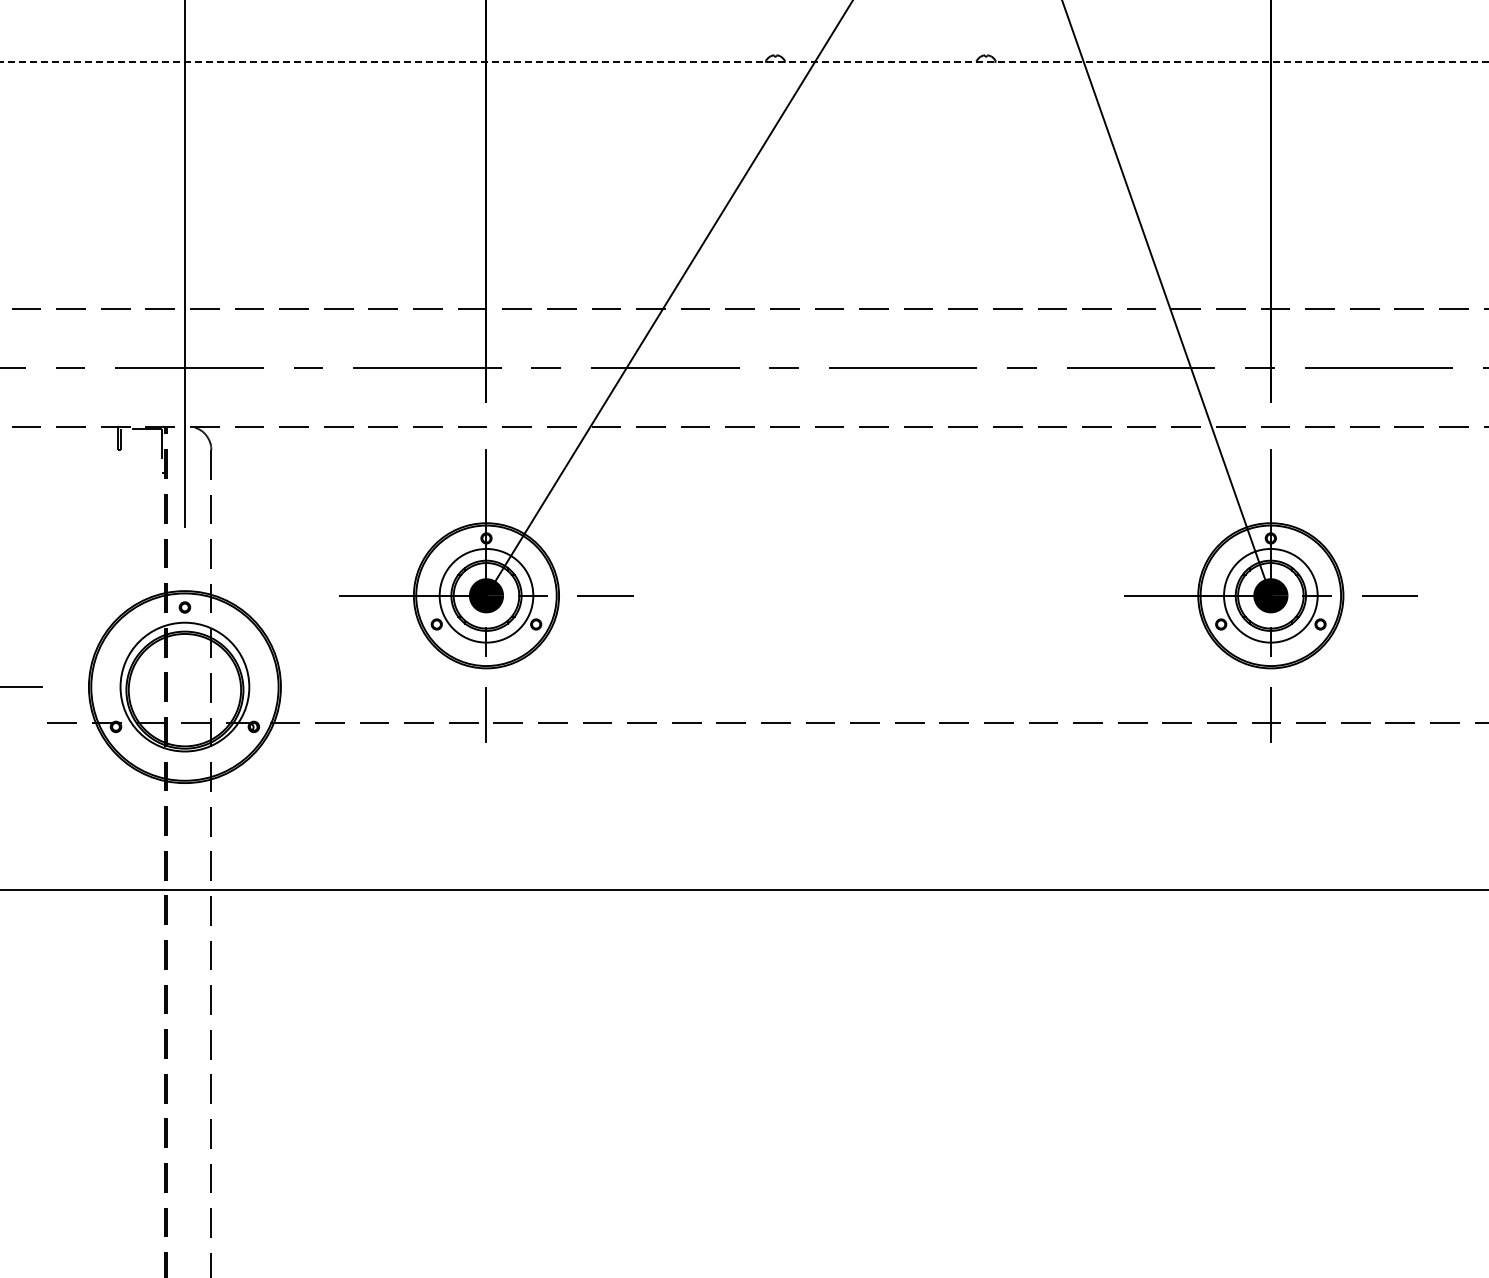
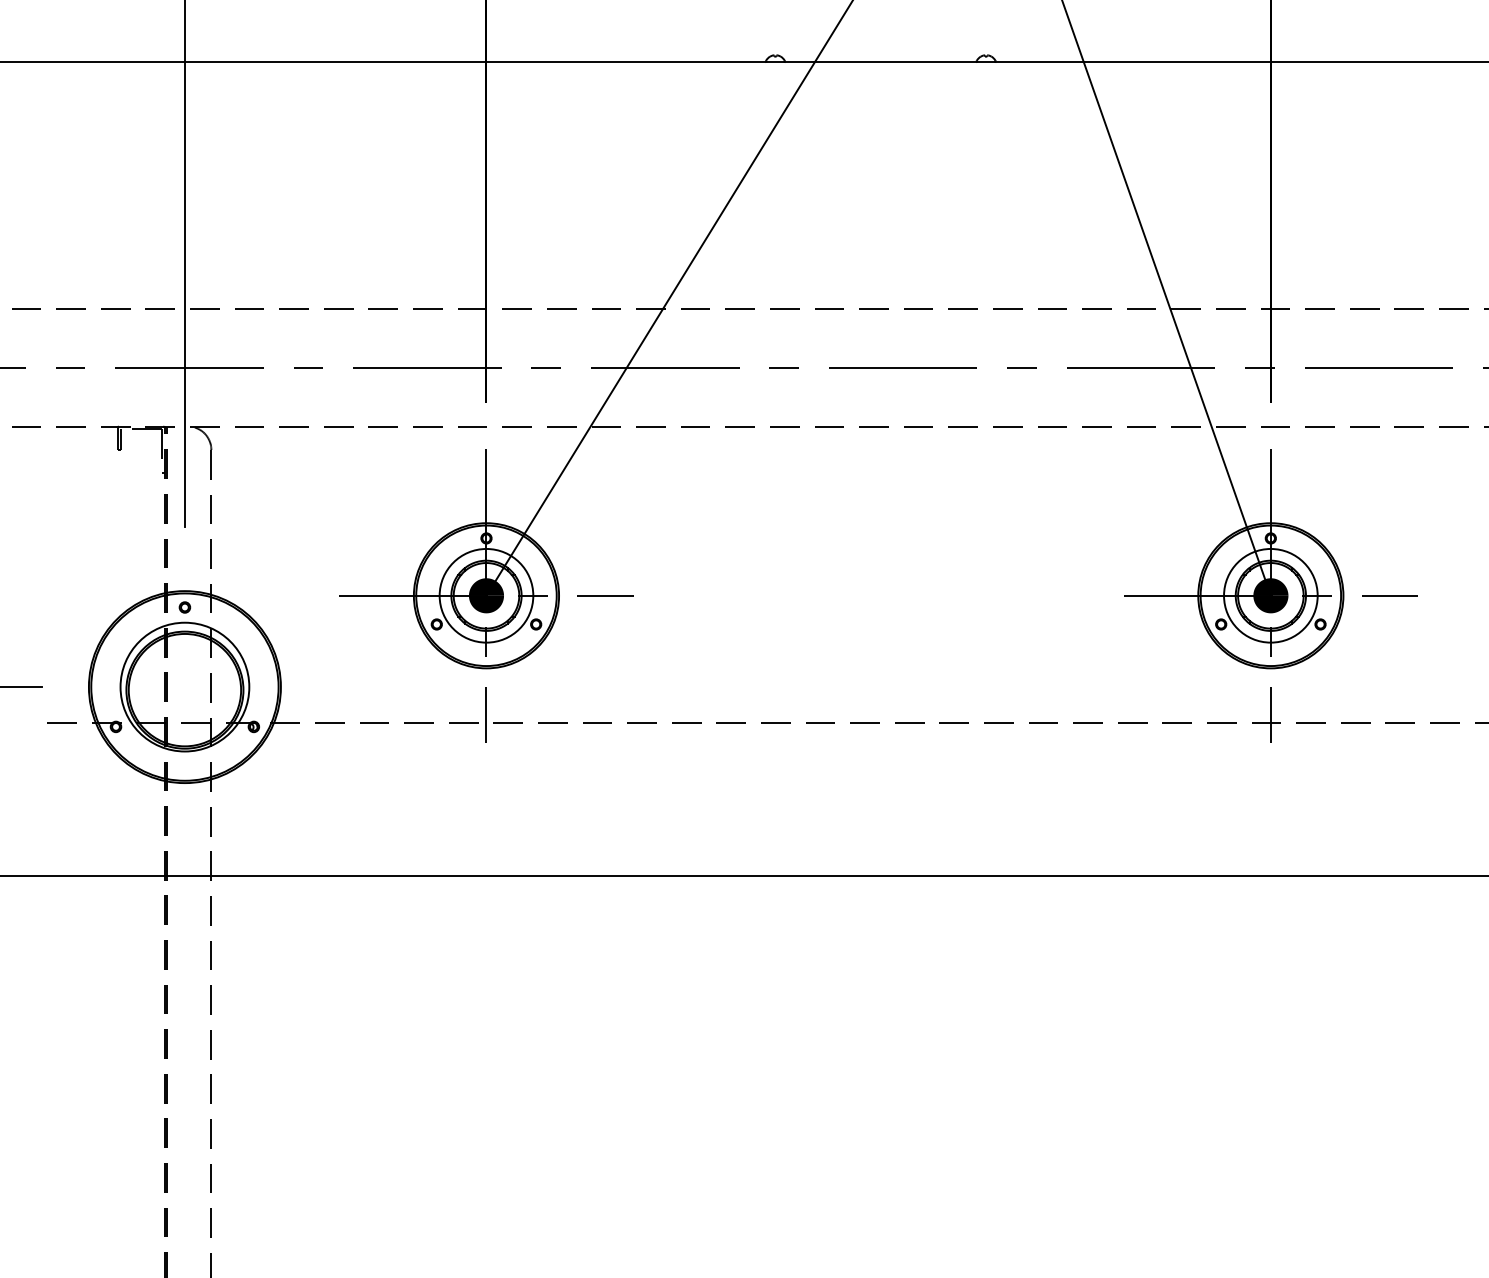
line: dashed -> solid (744, 61)
line position: (743, 890) -> (743, 876) (743, 876)
